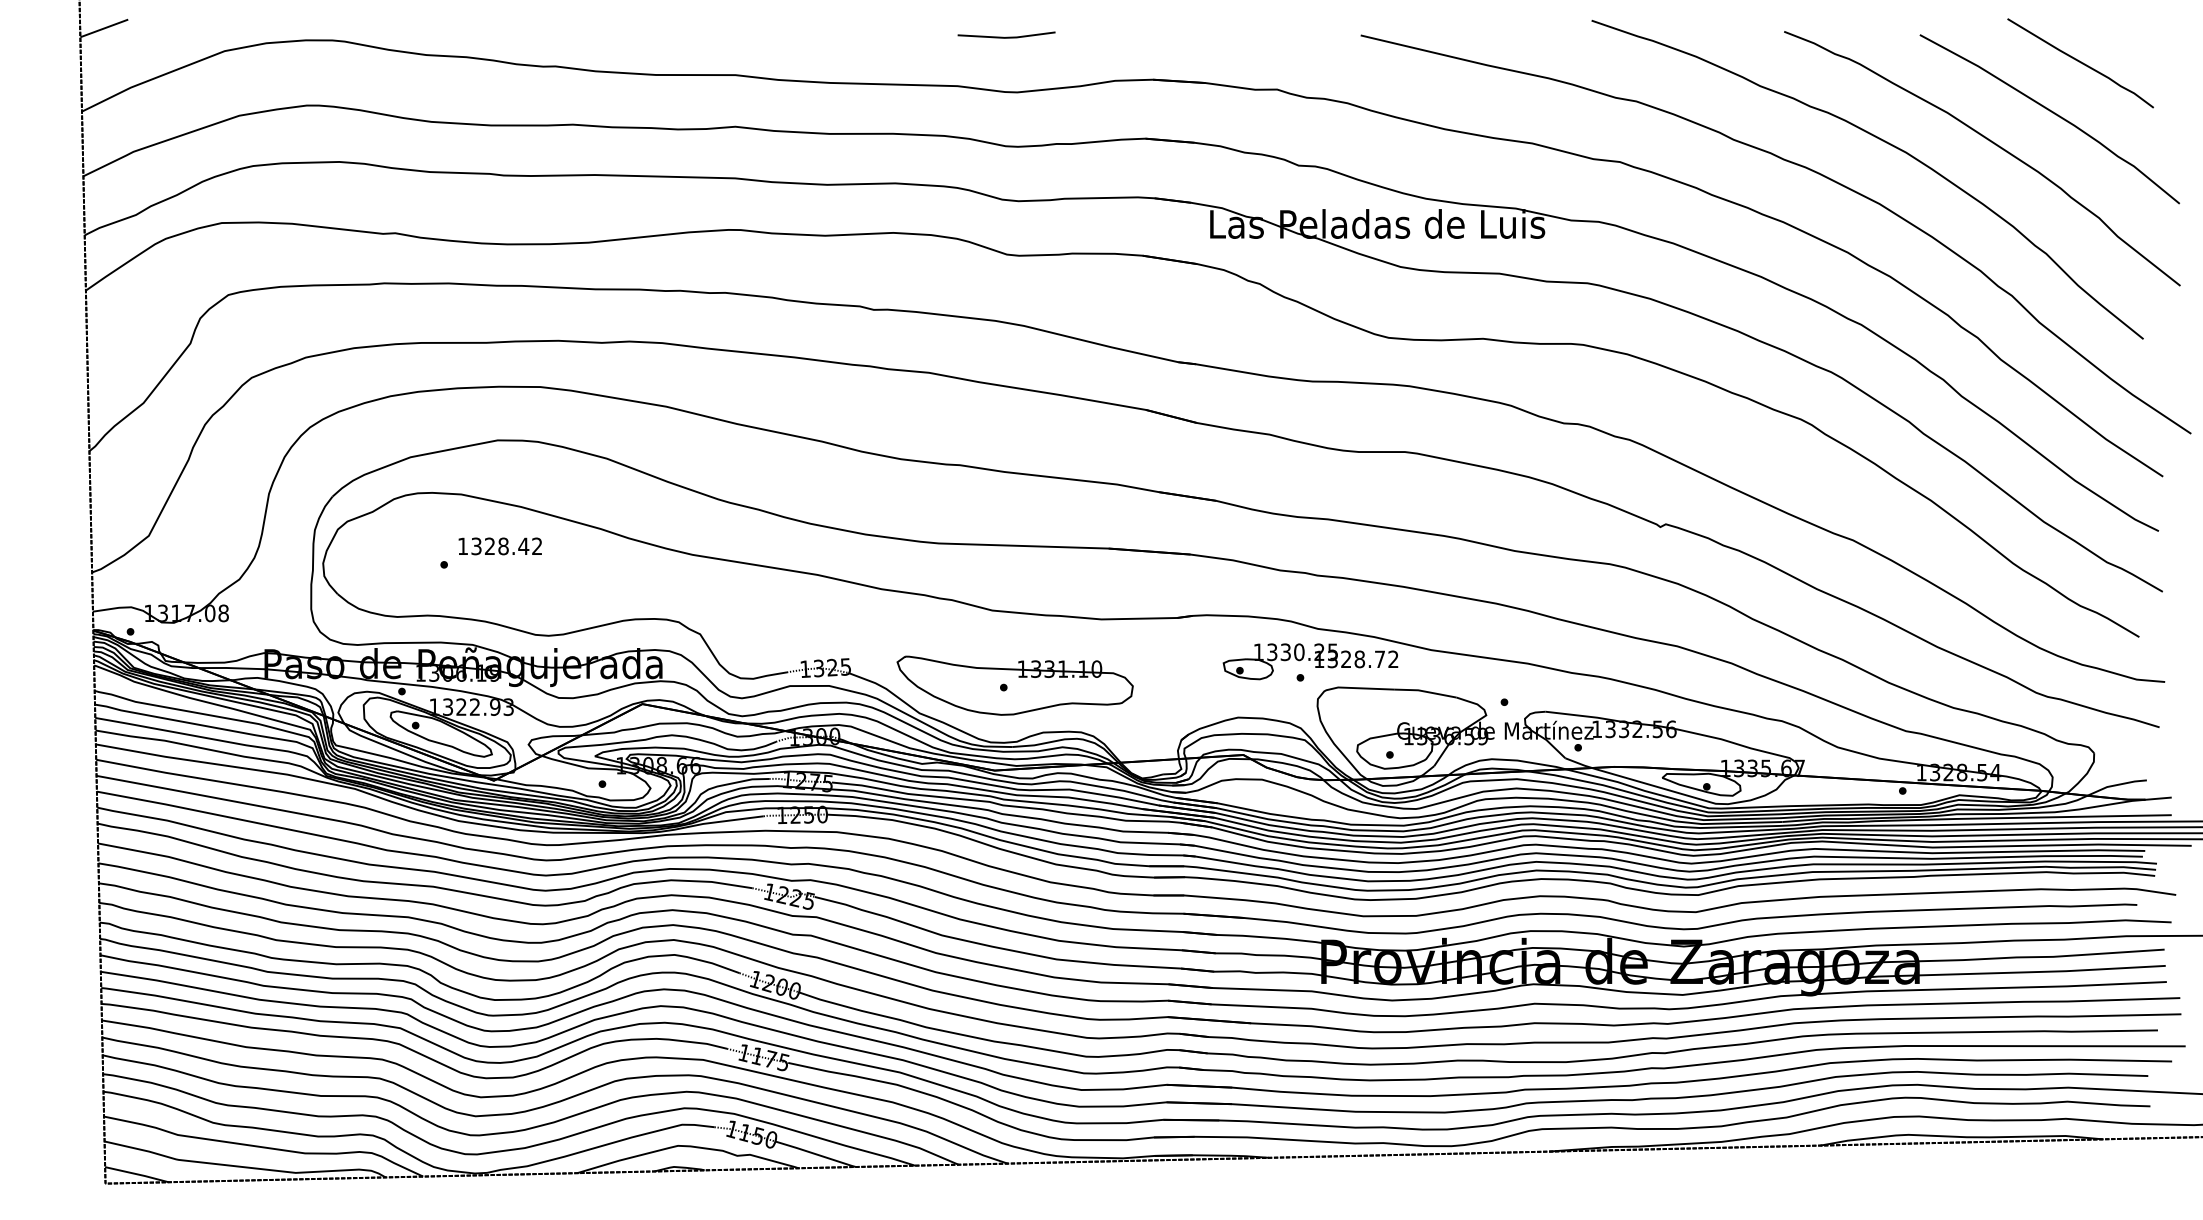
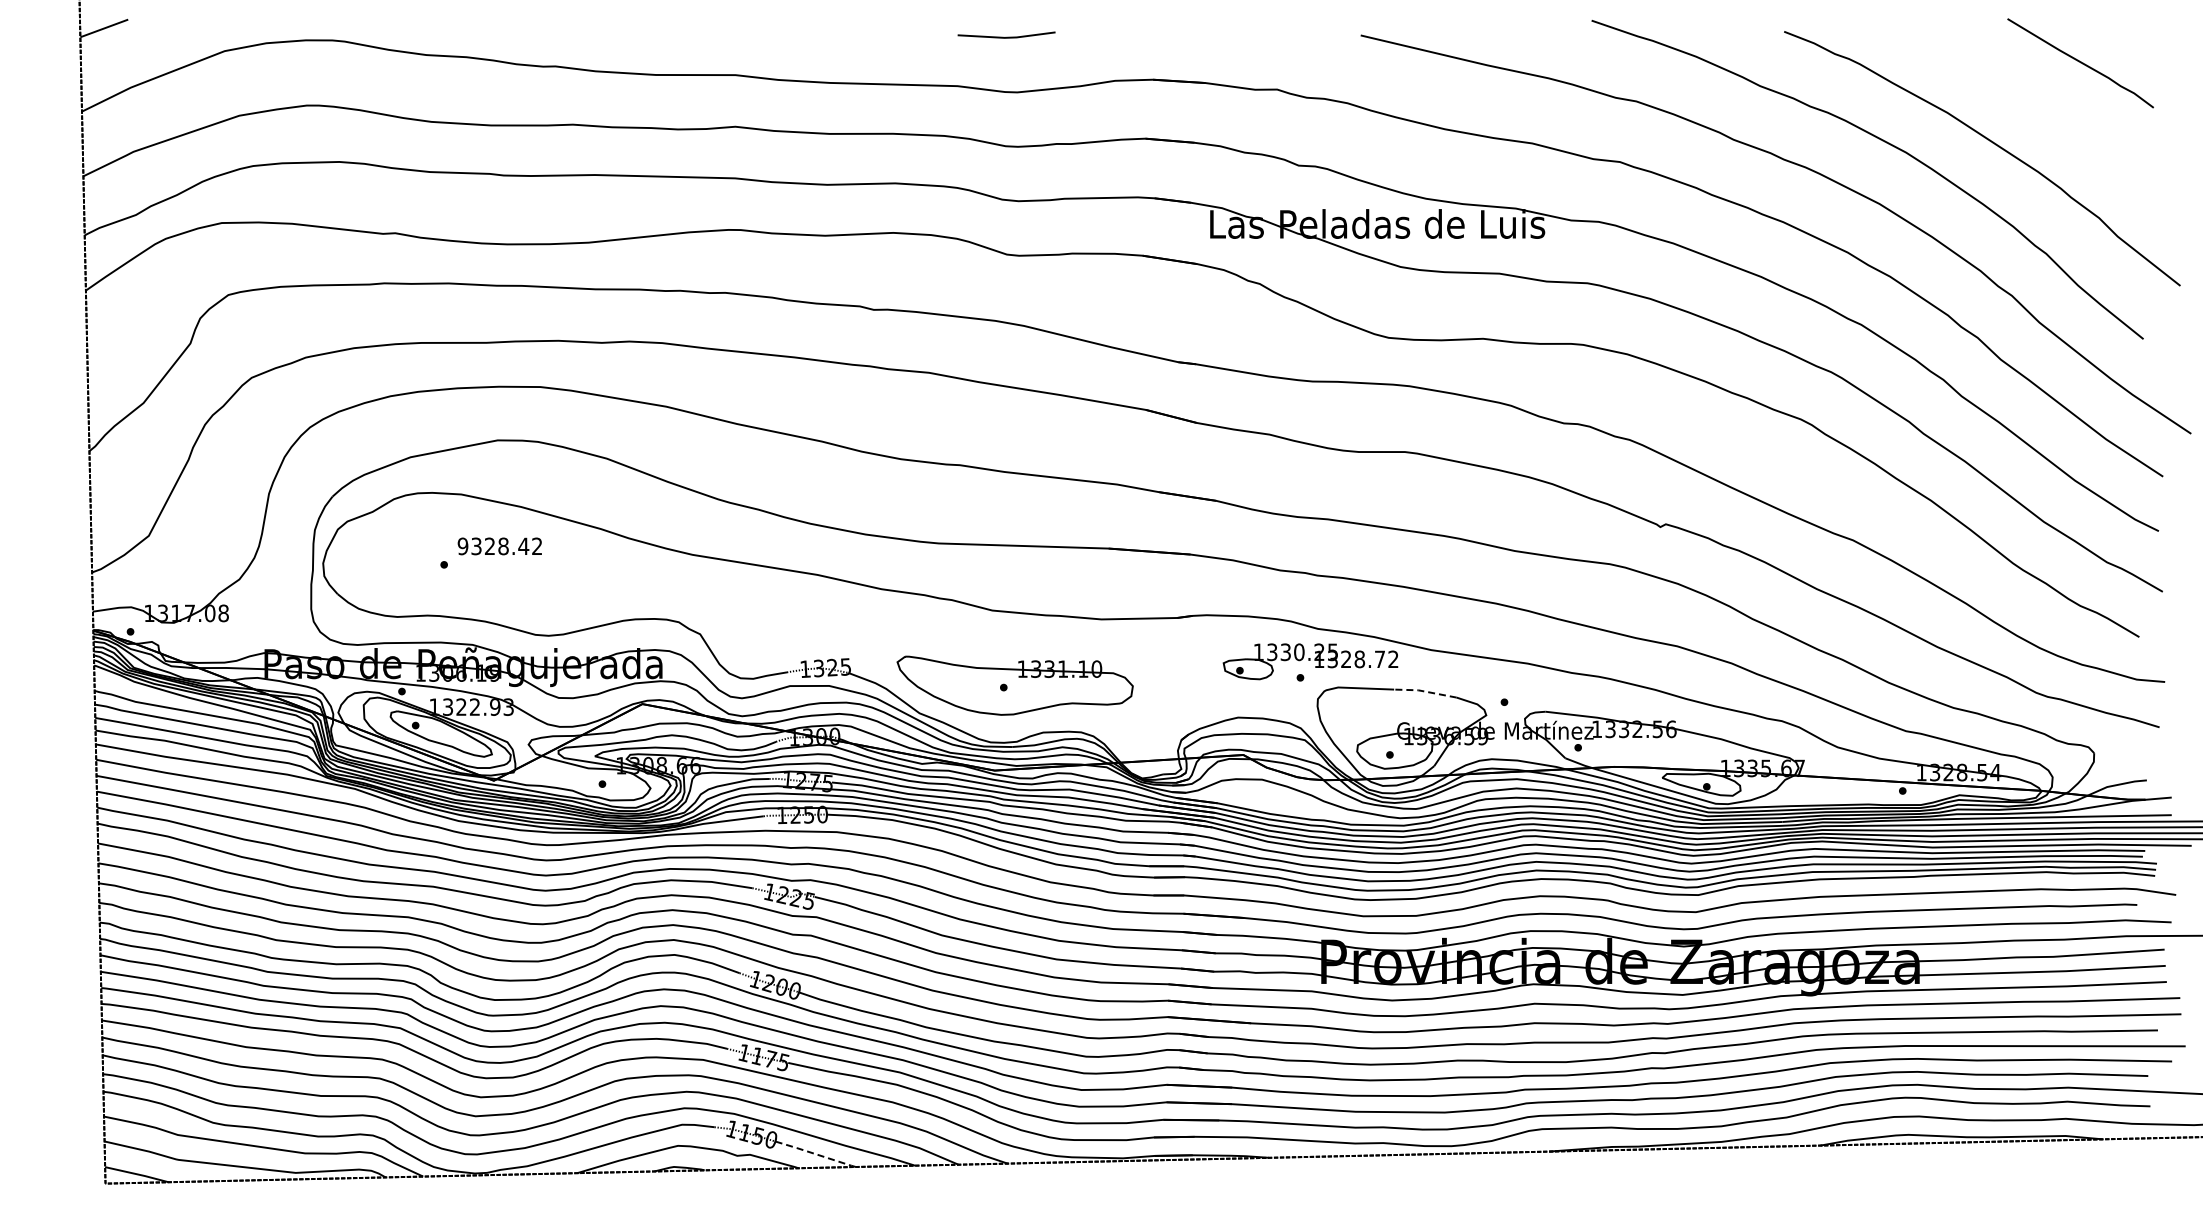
curve: present -> none (2052, 113)
text: 1328.42 -> 9328.42 (462, 546)
line: solid -> dashed (1425, 691)
line: solid -> dashed (815, 1154)
